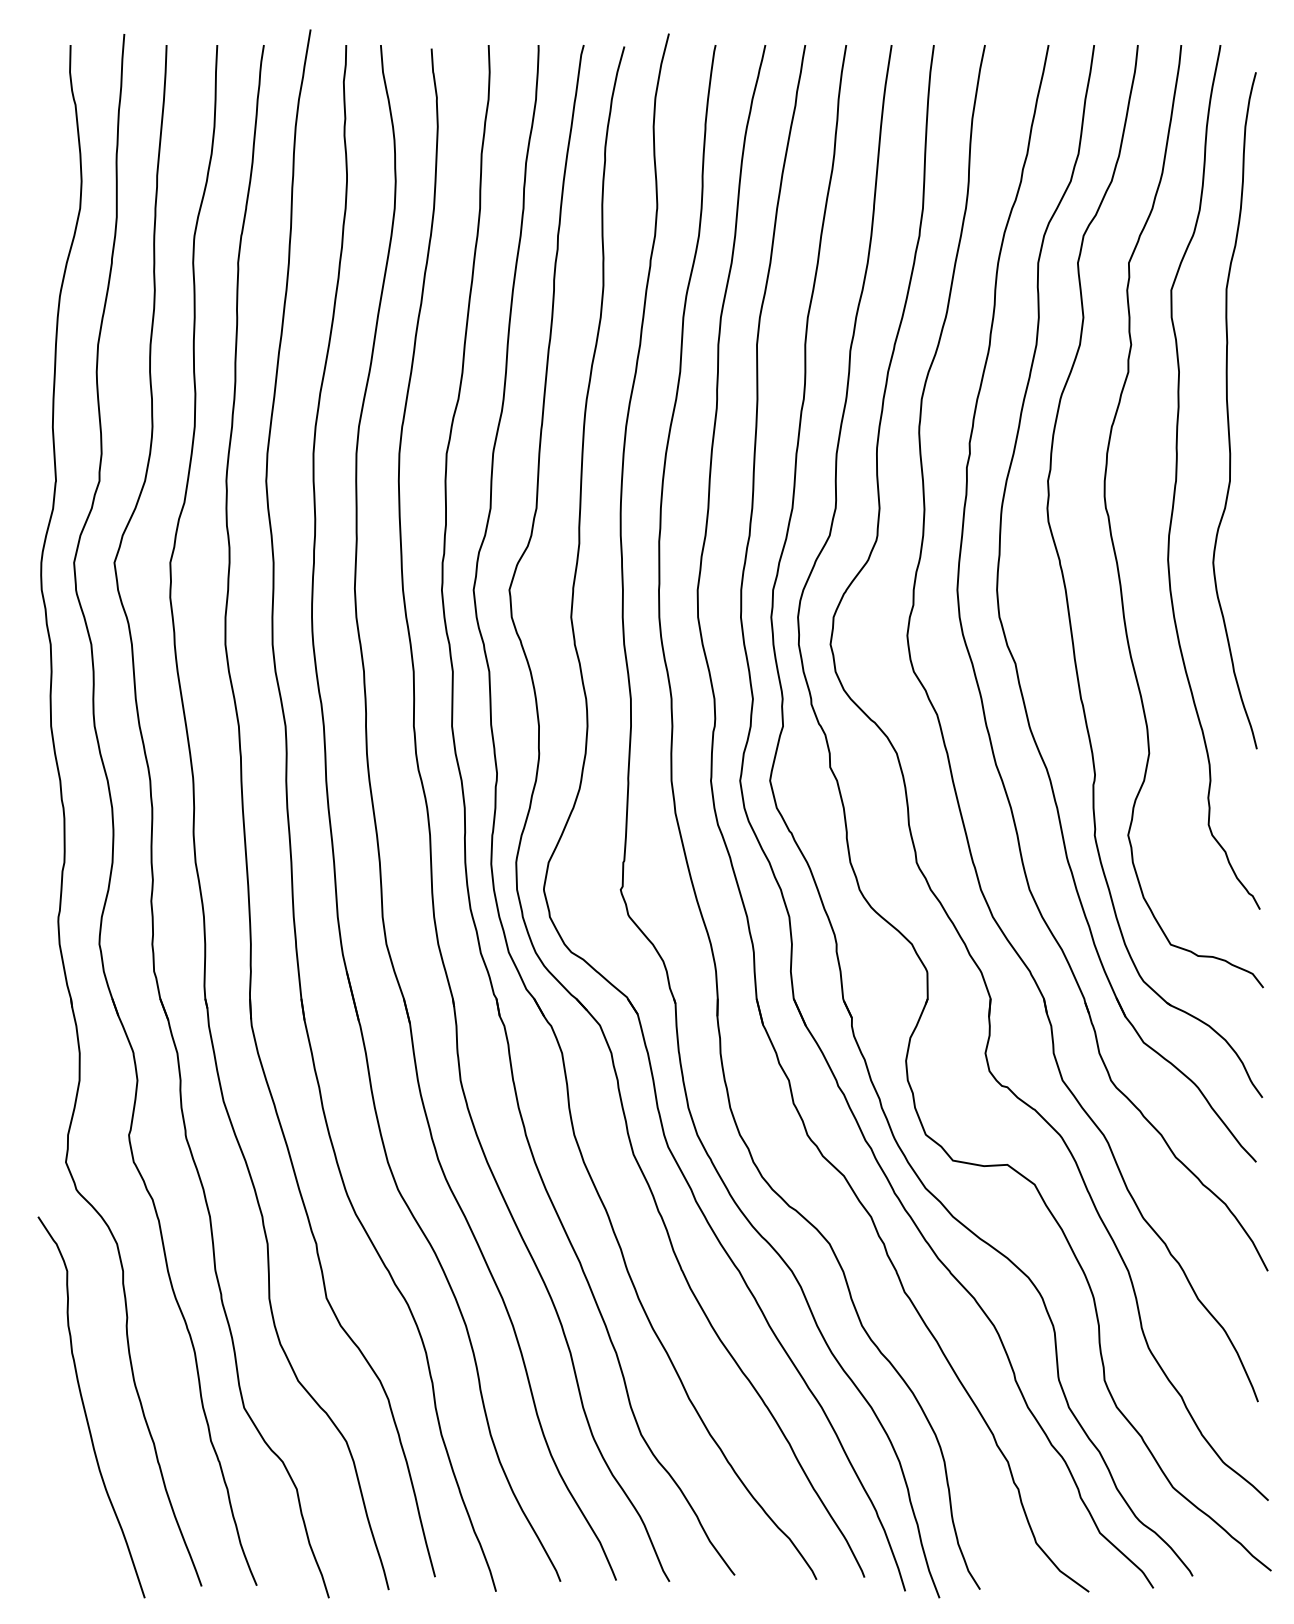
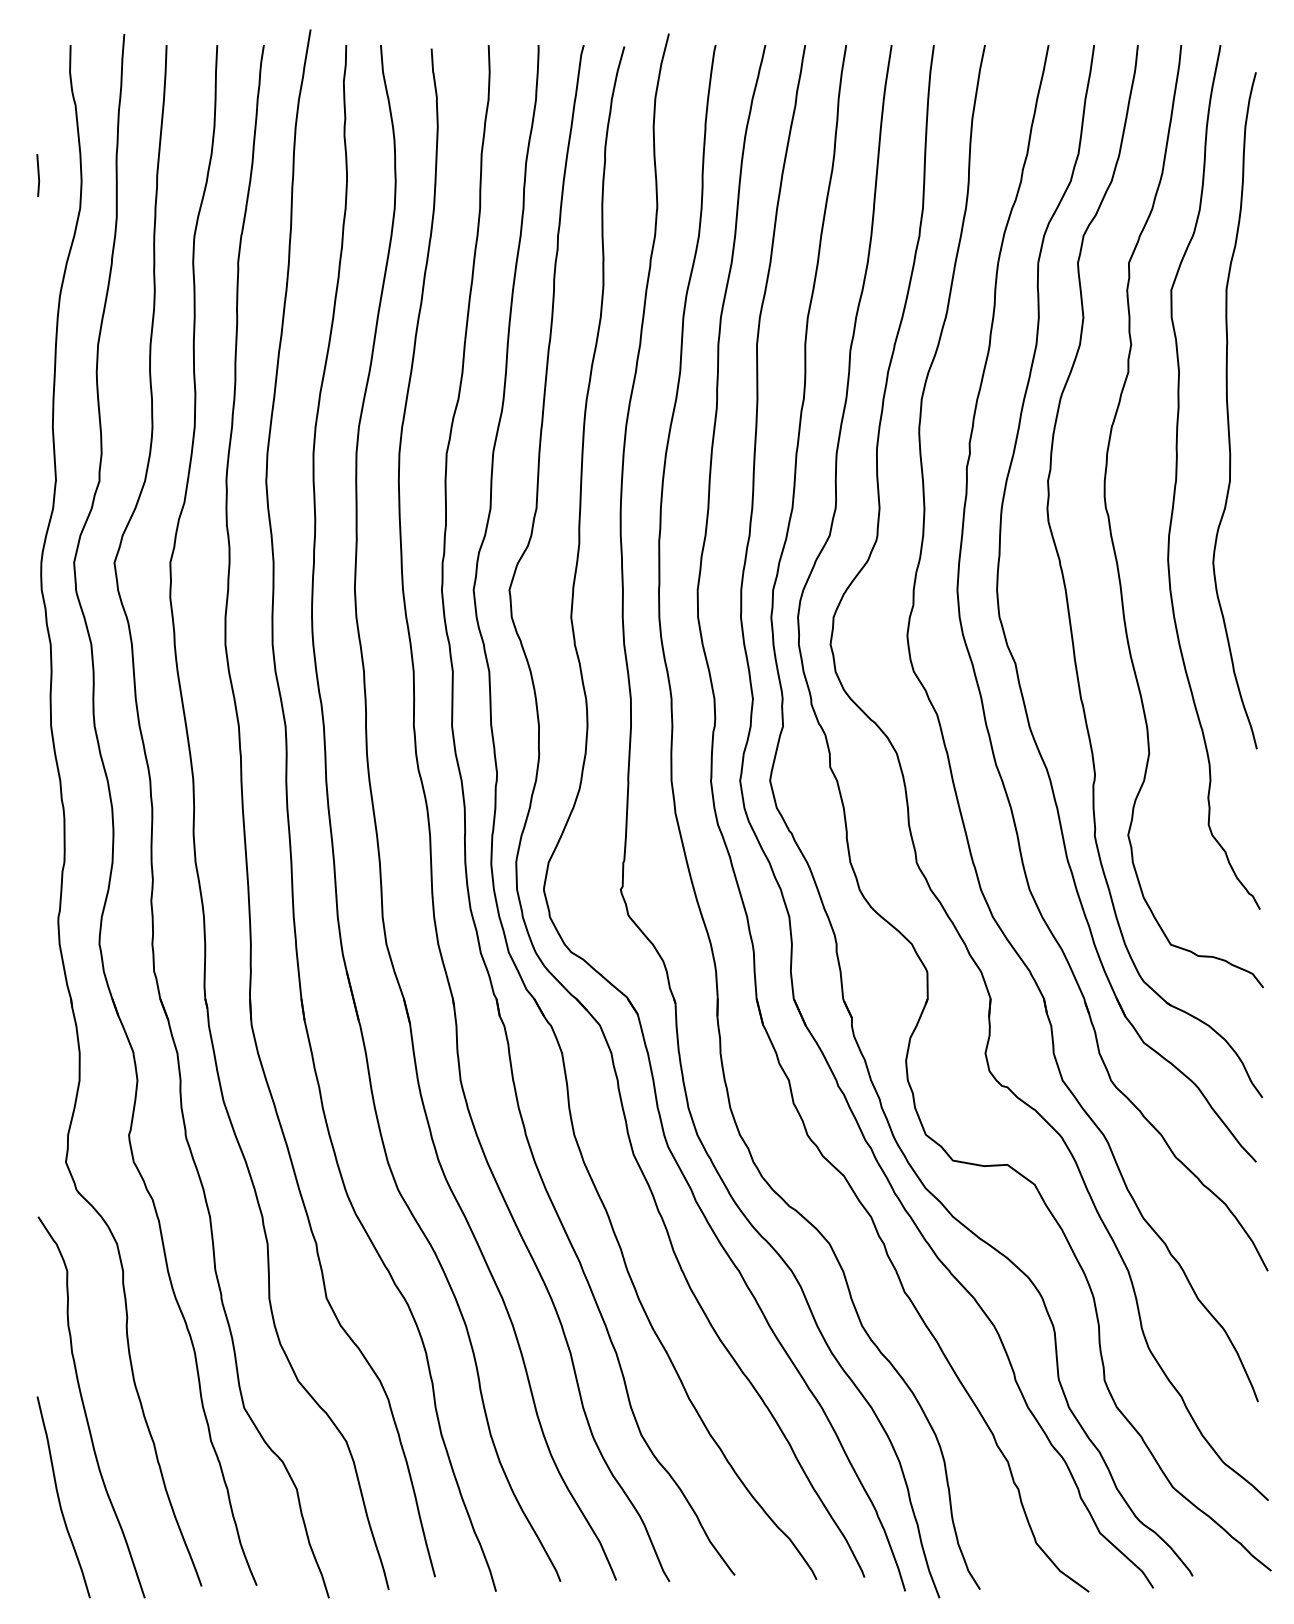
line: none -> present (38, 175)
curve: none -> present (59, 1497)
